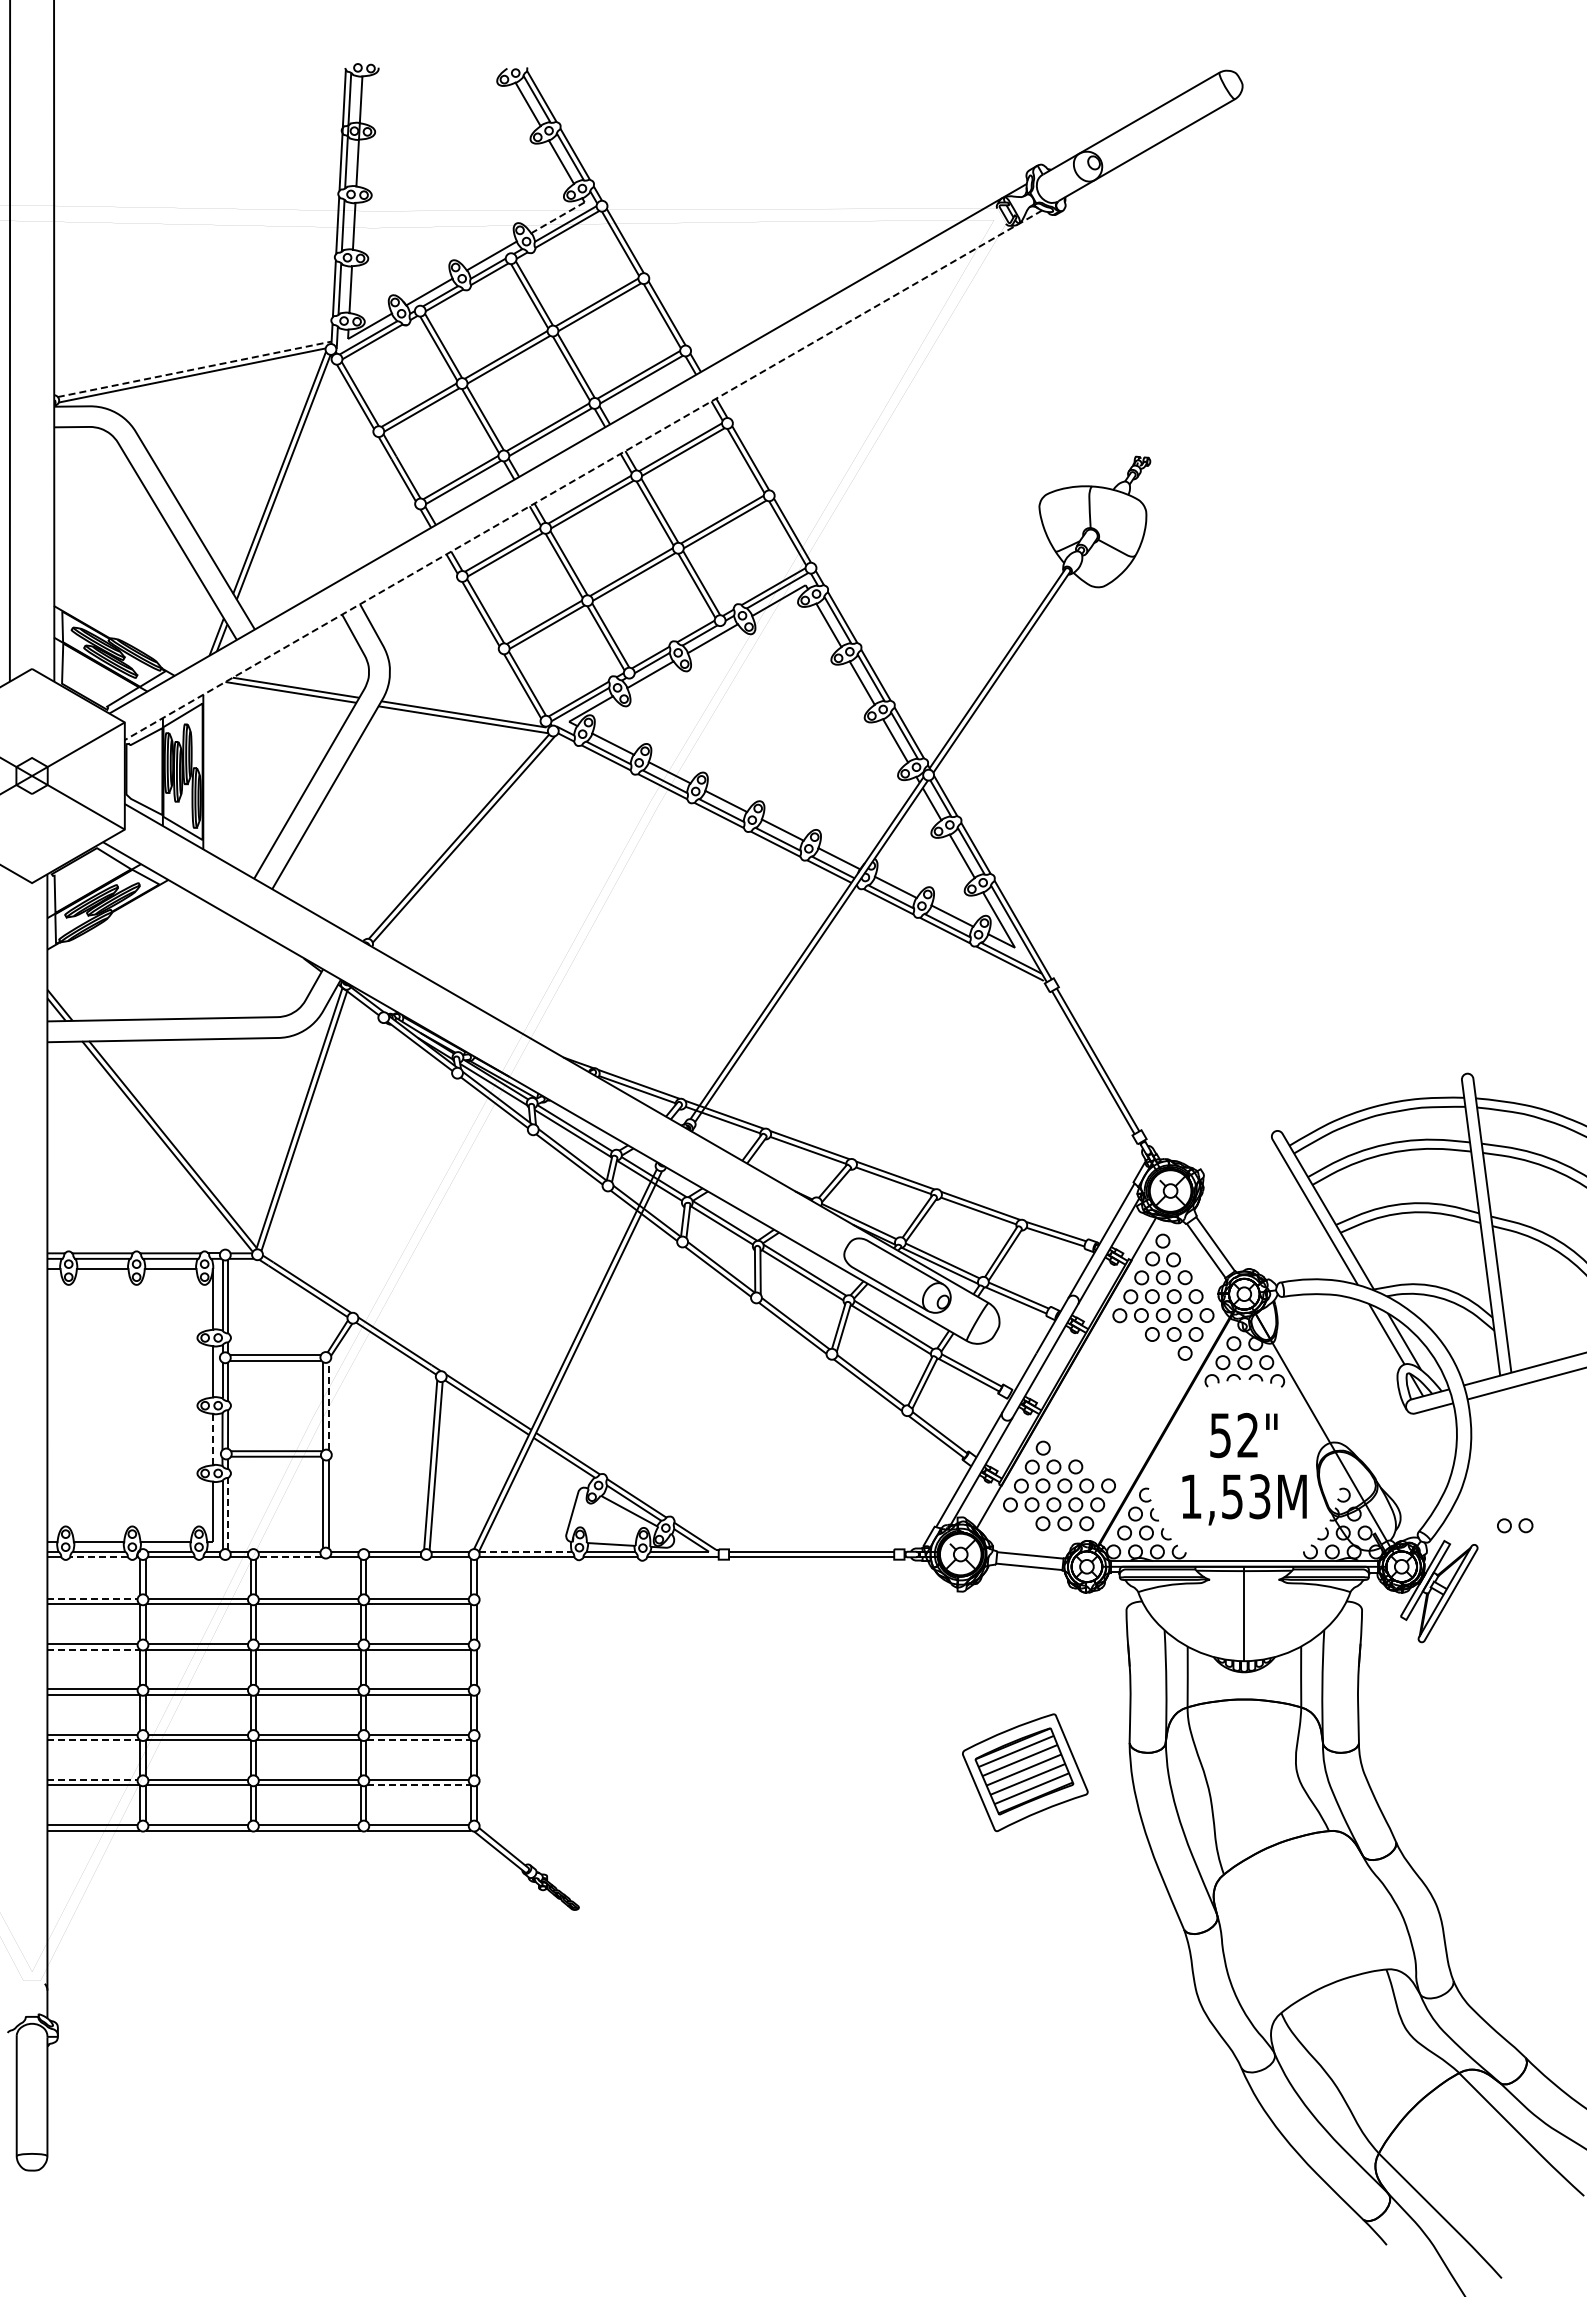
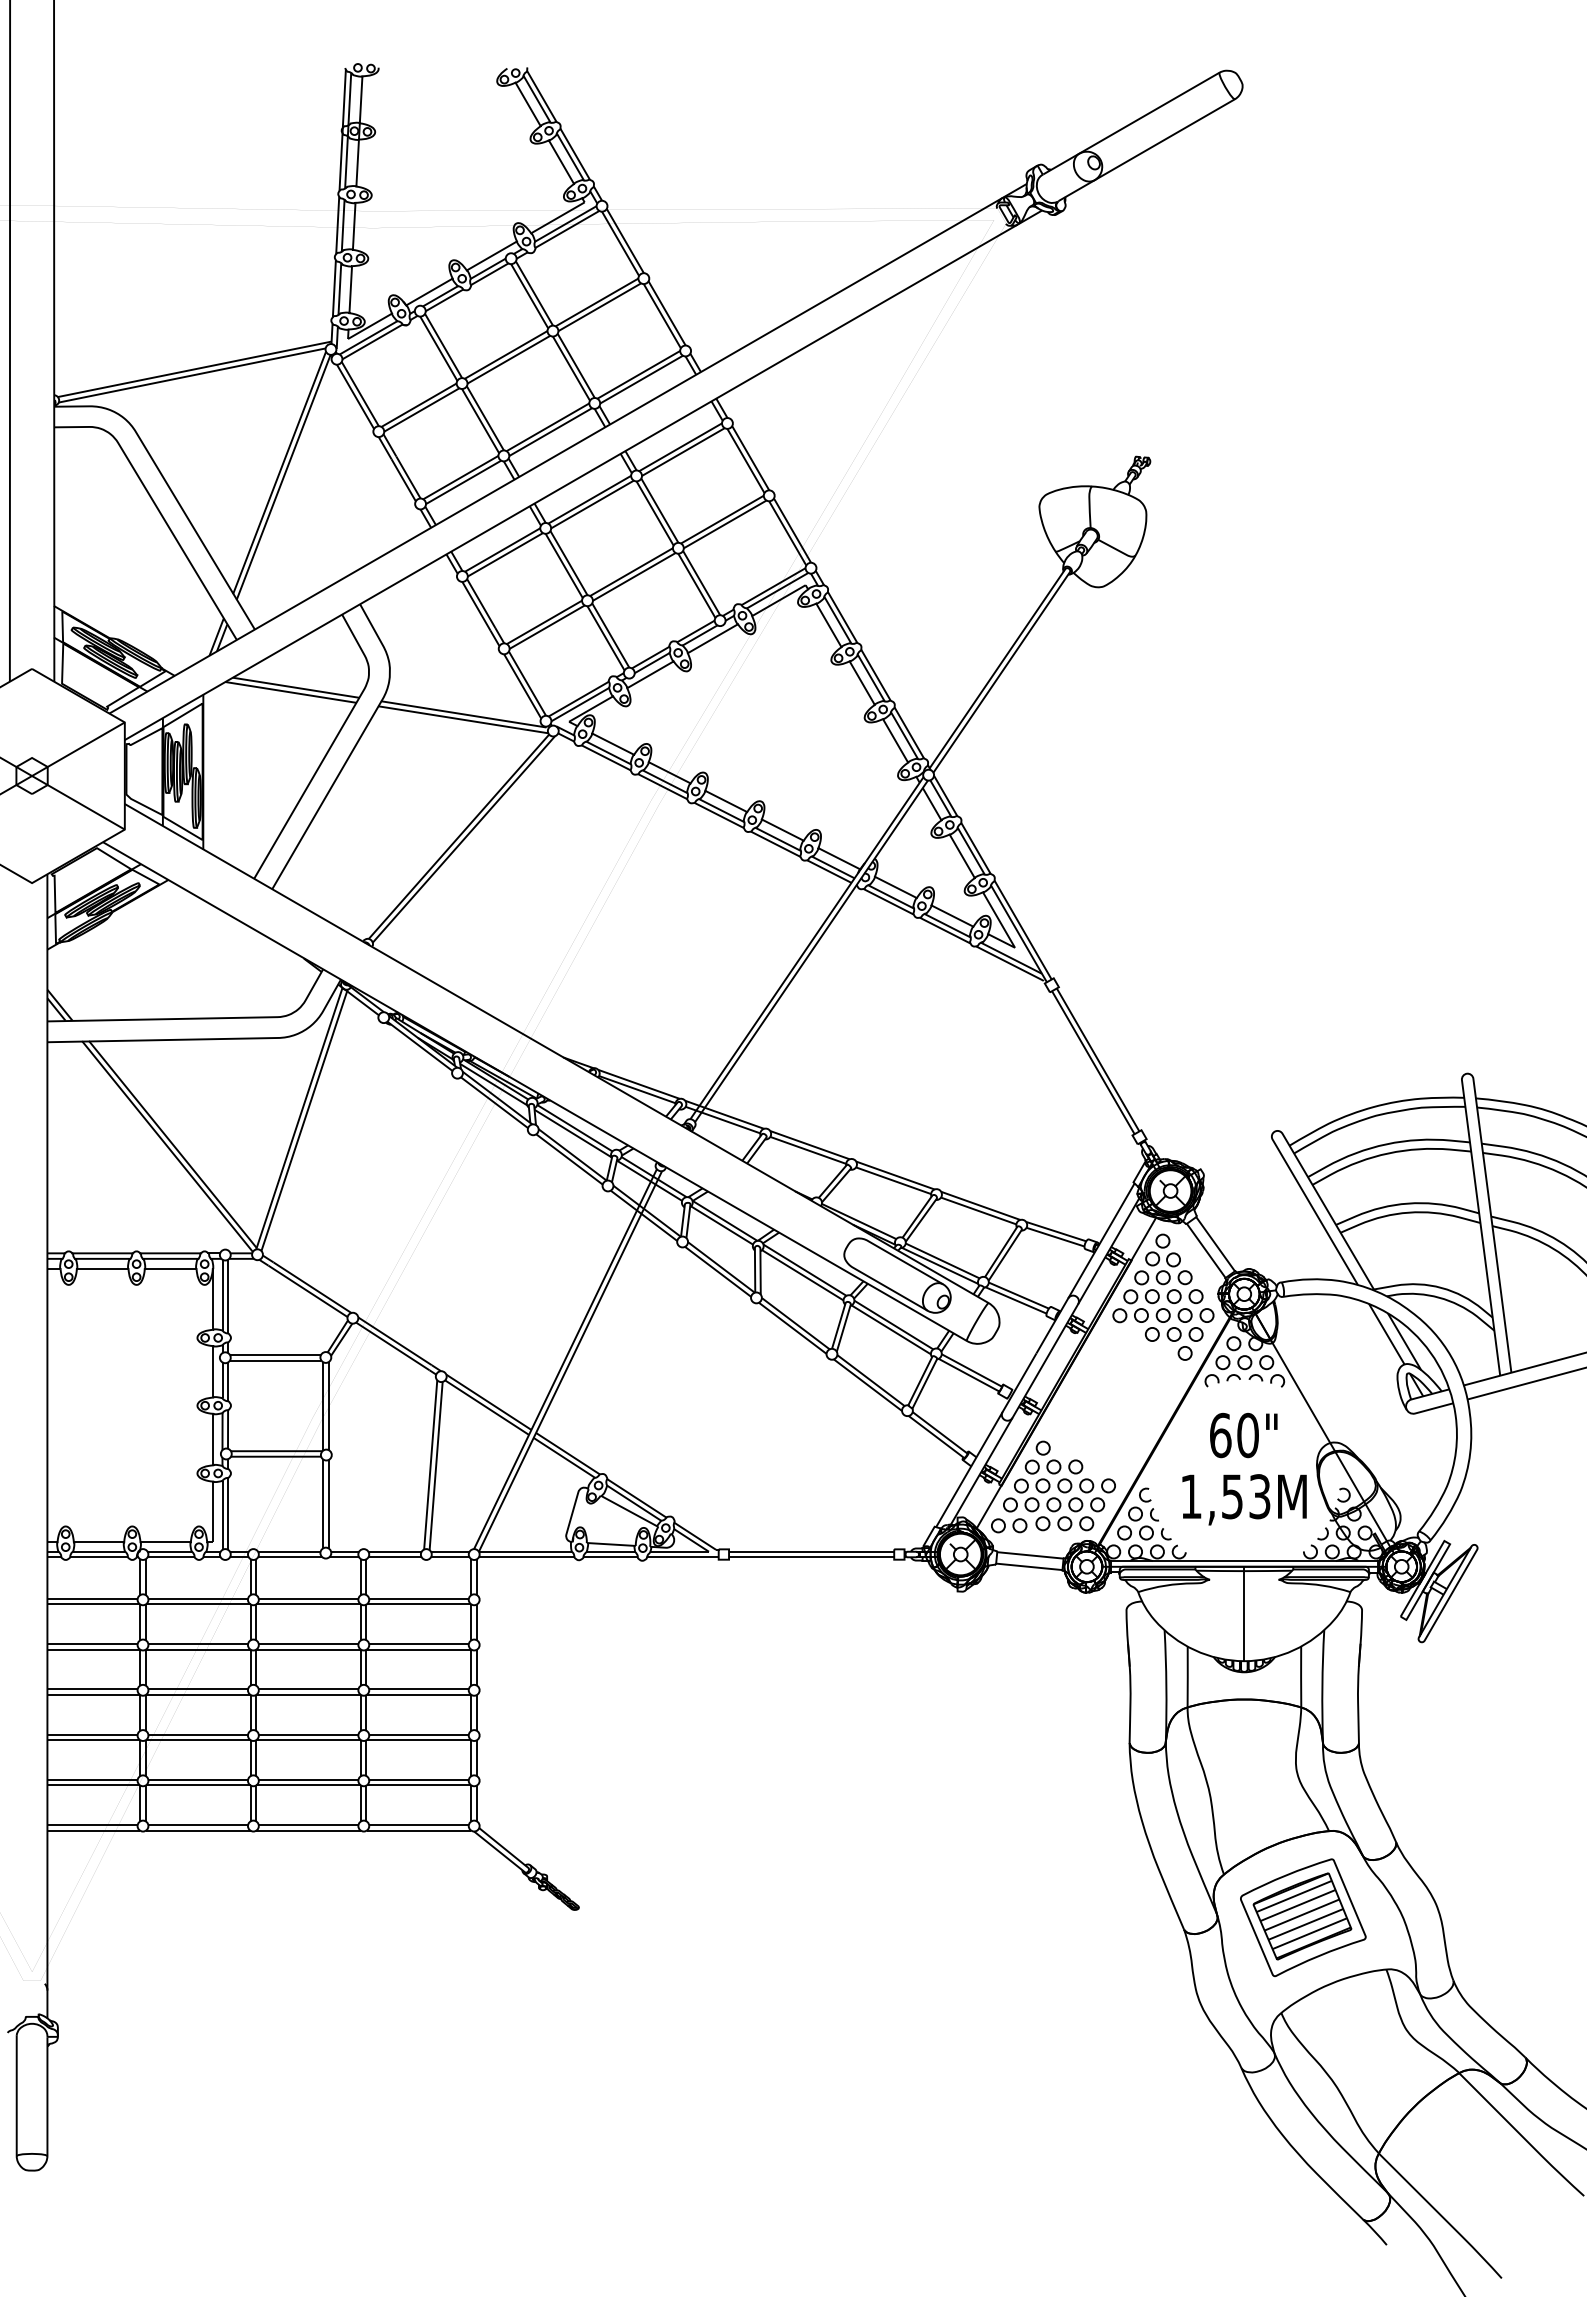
line: dashed -> solid (558, 217)
line: dashed -> solid (194, 369)
line: dashed -> solid (583, 475)
line: dashed -> solid (328, 1406)
text: 52" -> 60" (1234, 1435)
line: dashed -> solid (213, 1439)
line: dashed -> solid (228, 1513)
part position: (1515, 1525) -> (1009, 1525) (1009, 1525)
line: dashed -> solid (525, 1551)
line: dashed -> solid (99, 1557)
line: dashed -> solid (289, 1557)
line: dashed -> solid (93, 1598)
line: dashed -> solid (94, 1649)
line: dashed -> solid (94, 1740)
line: dashed -> solid (419, 1740)
part position: (1025, 1772) -> (1303, 1917) (1303, 1917)
line: dashed -> solid (93, 1779)
line: dashed -> solid (419, 1785)
